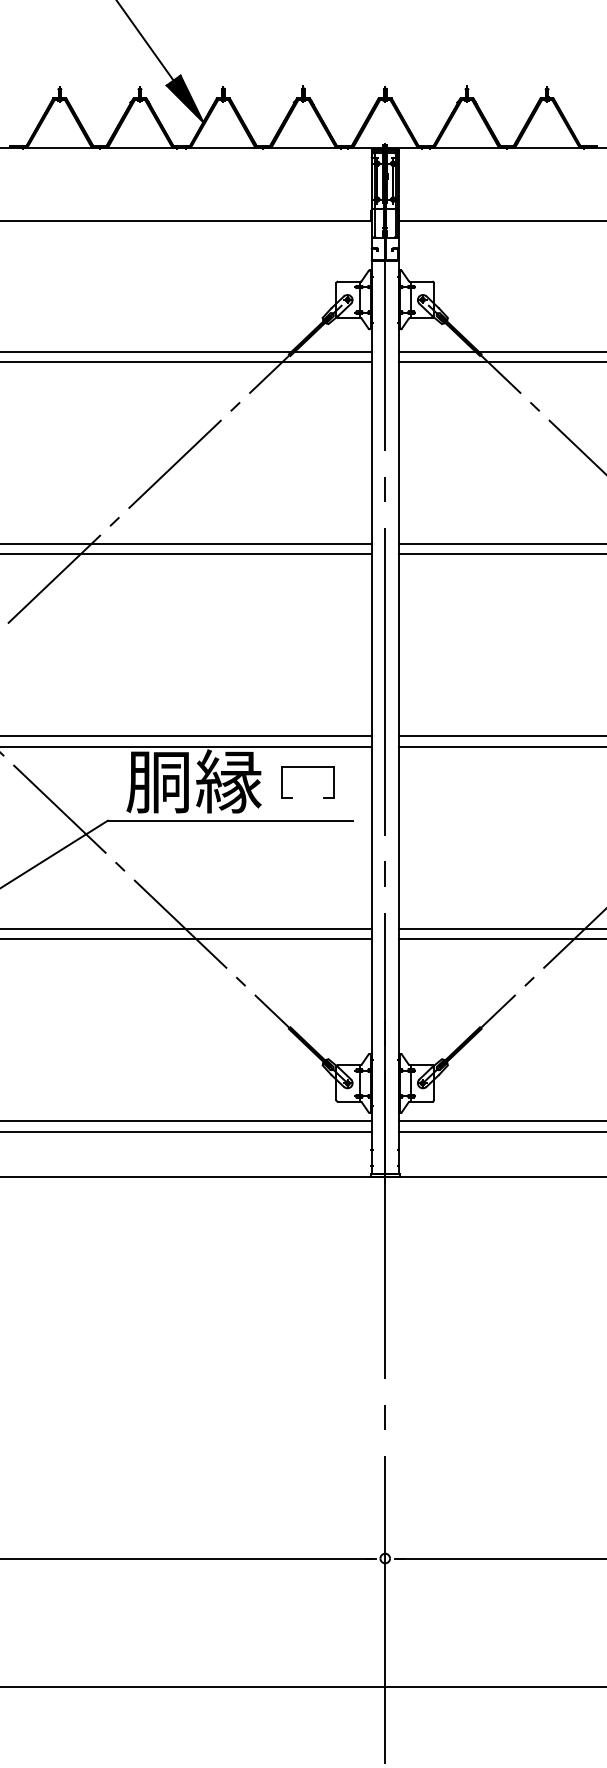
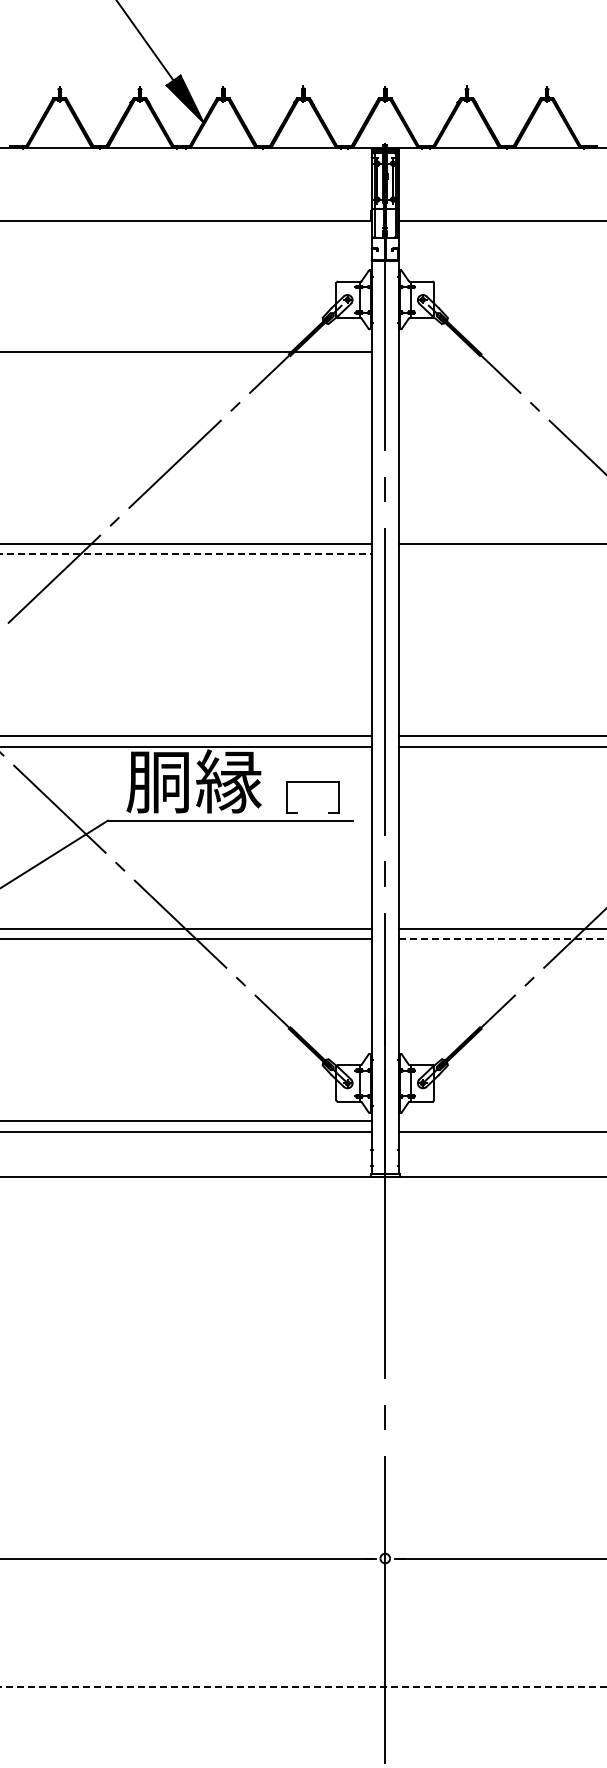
line: present -> none (500, 351)
line: present -> none (186, 362)
line: present -> none (500, 362)
line: solid -> dashed (186, 554)
line: present -> none (500, 554)
part position: (307, 767) -> (312, 782) (312, 782)
line: solid -> dashed (502, 939)
line: present -> none (500, 1120)
line: solid -> dashed (303, 1686)
